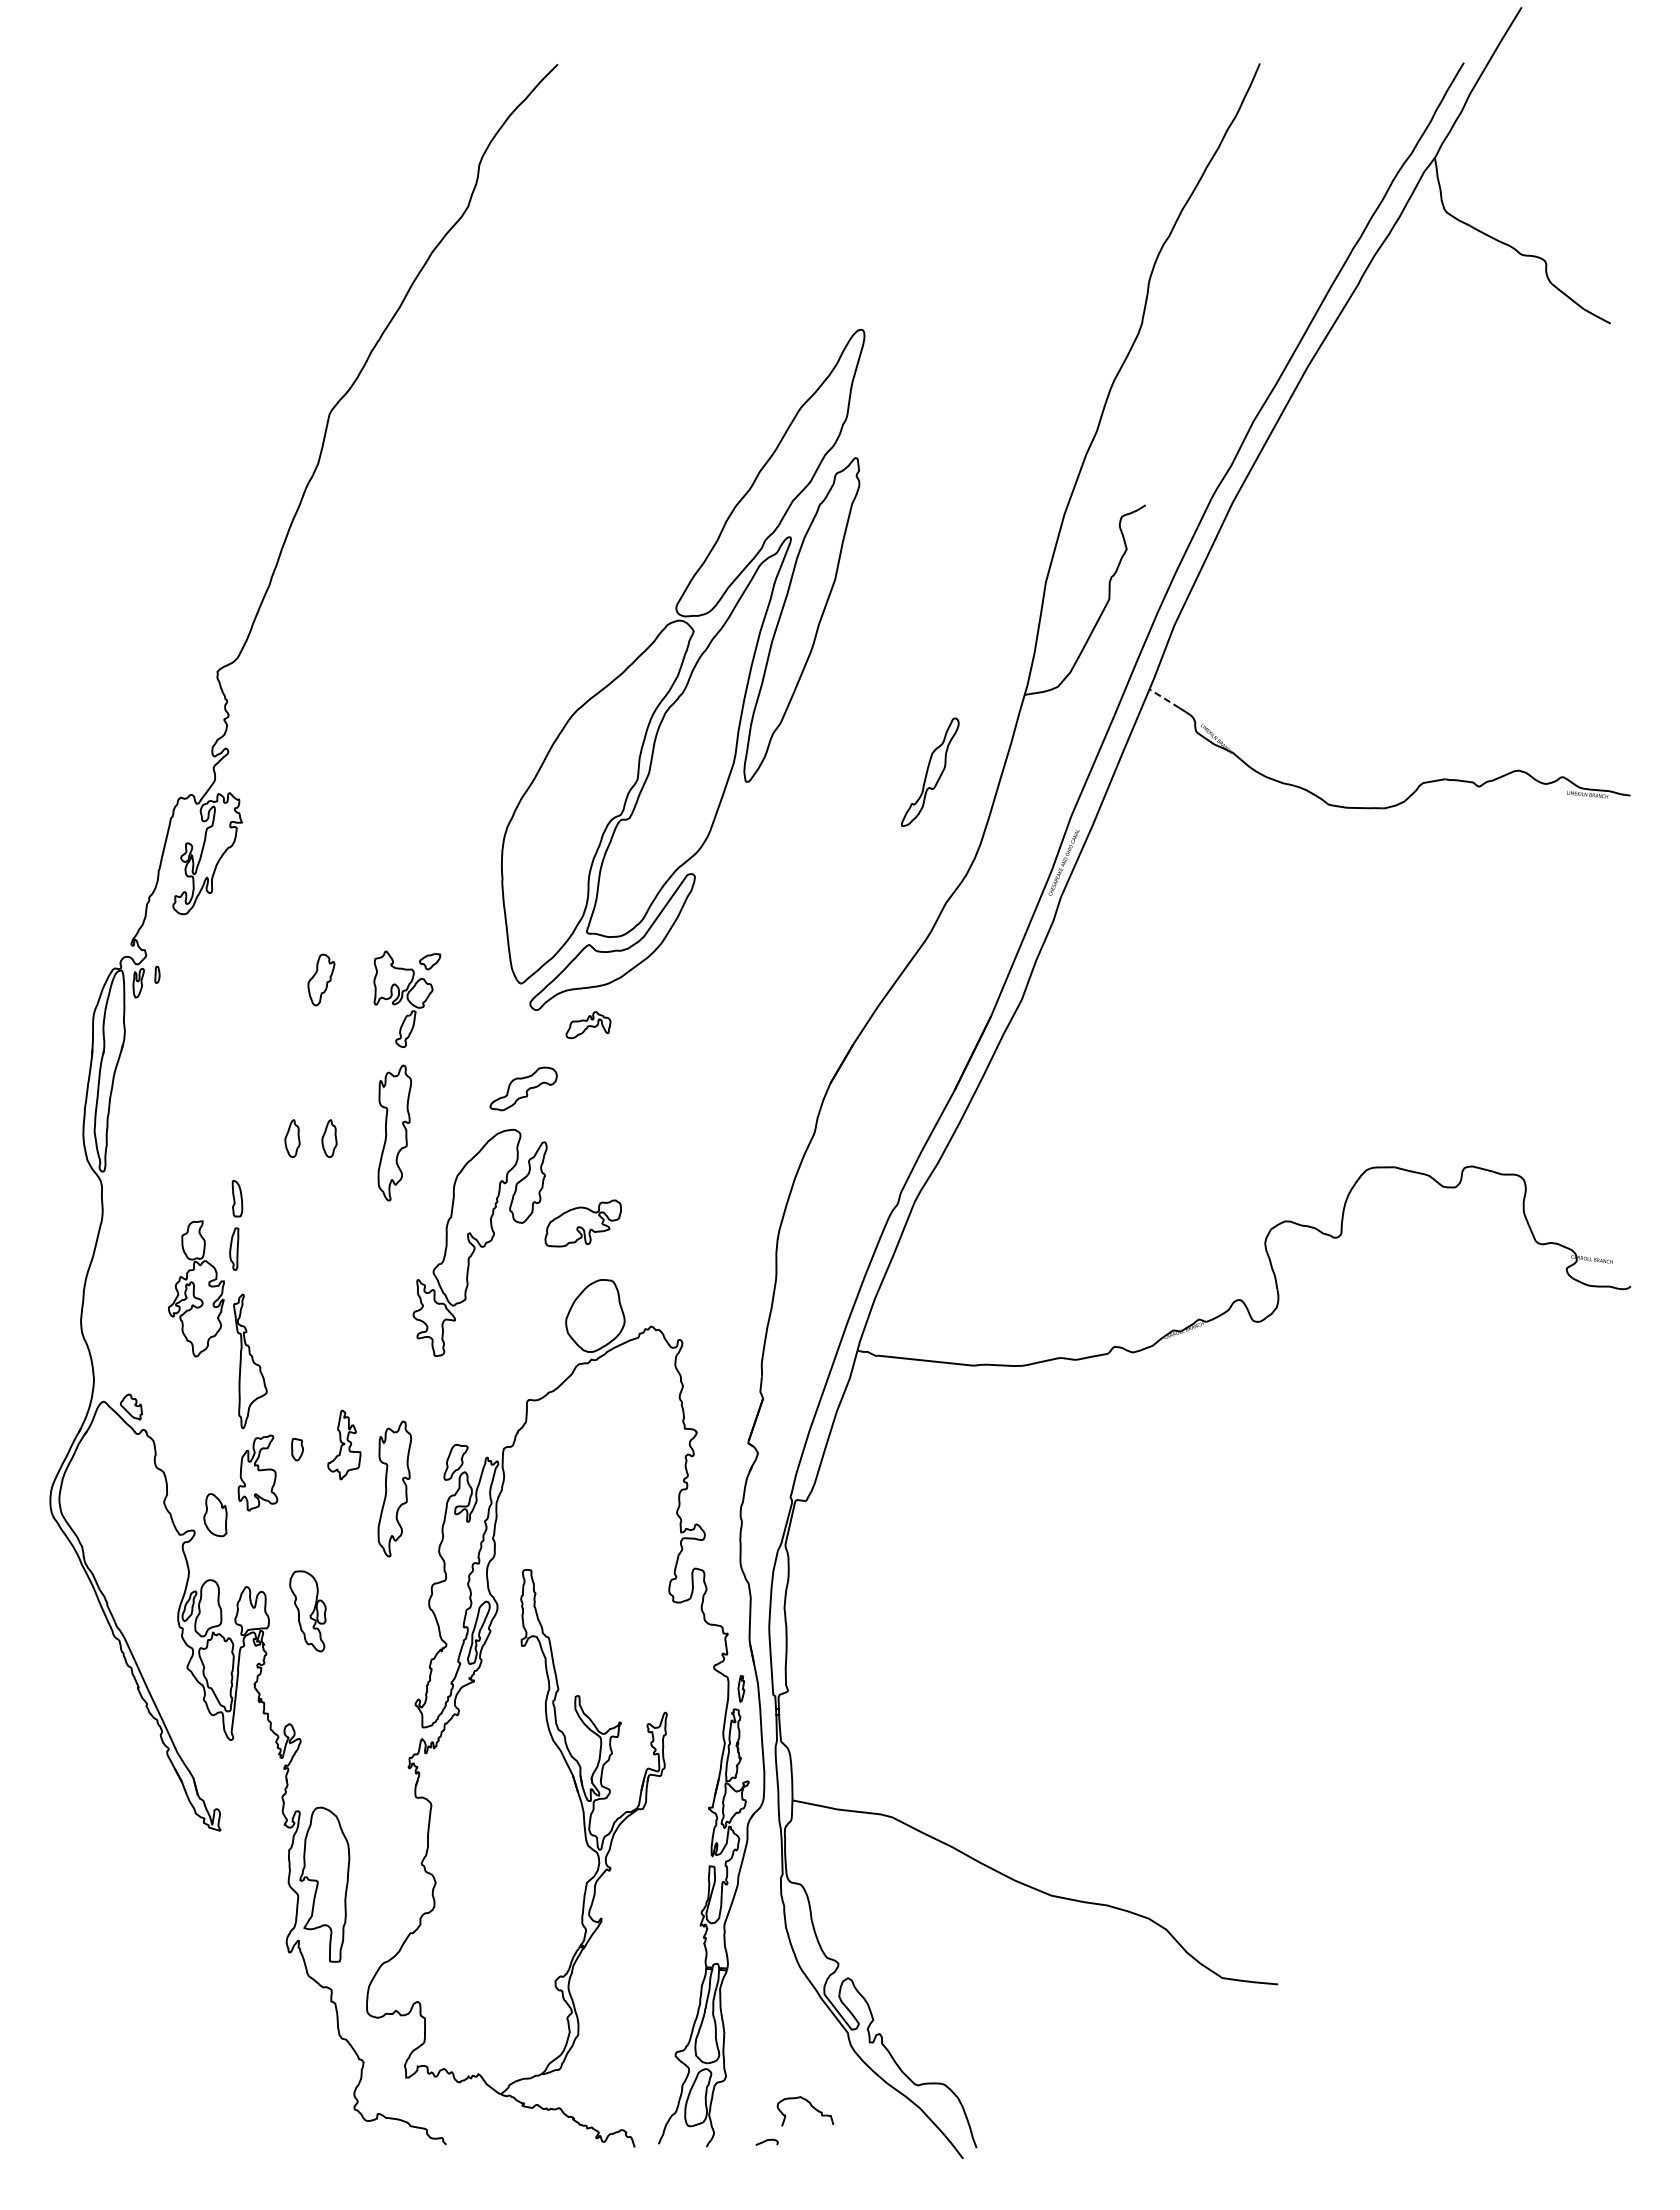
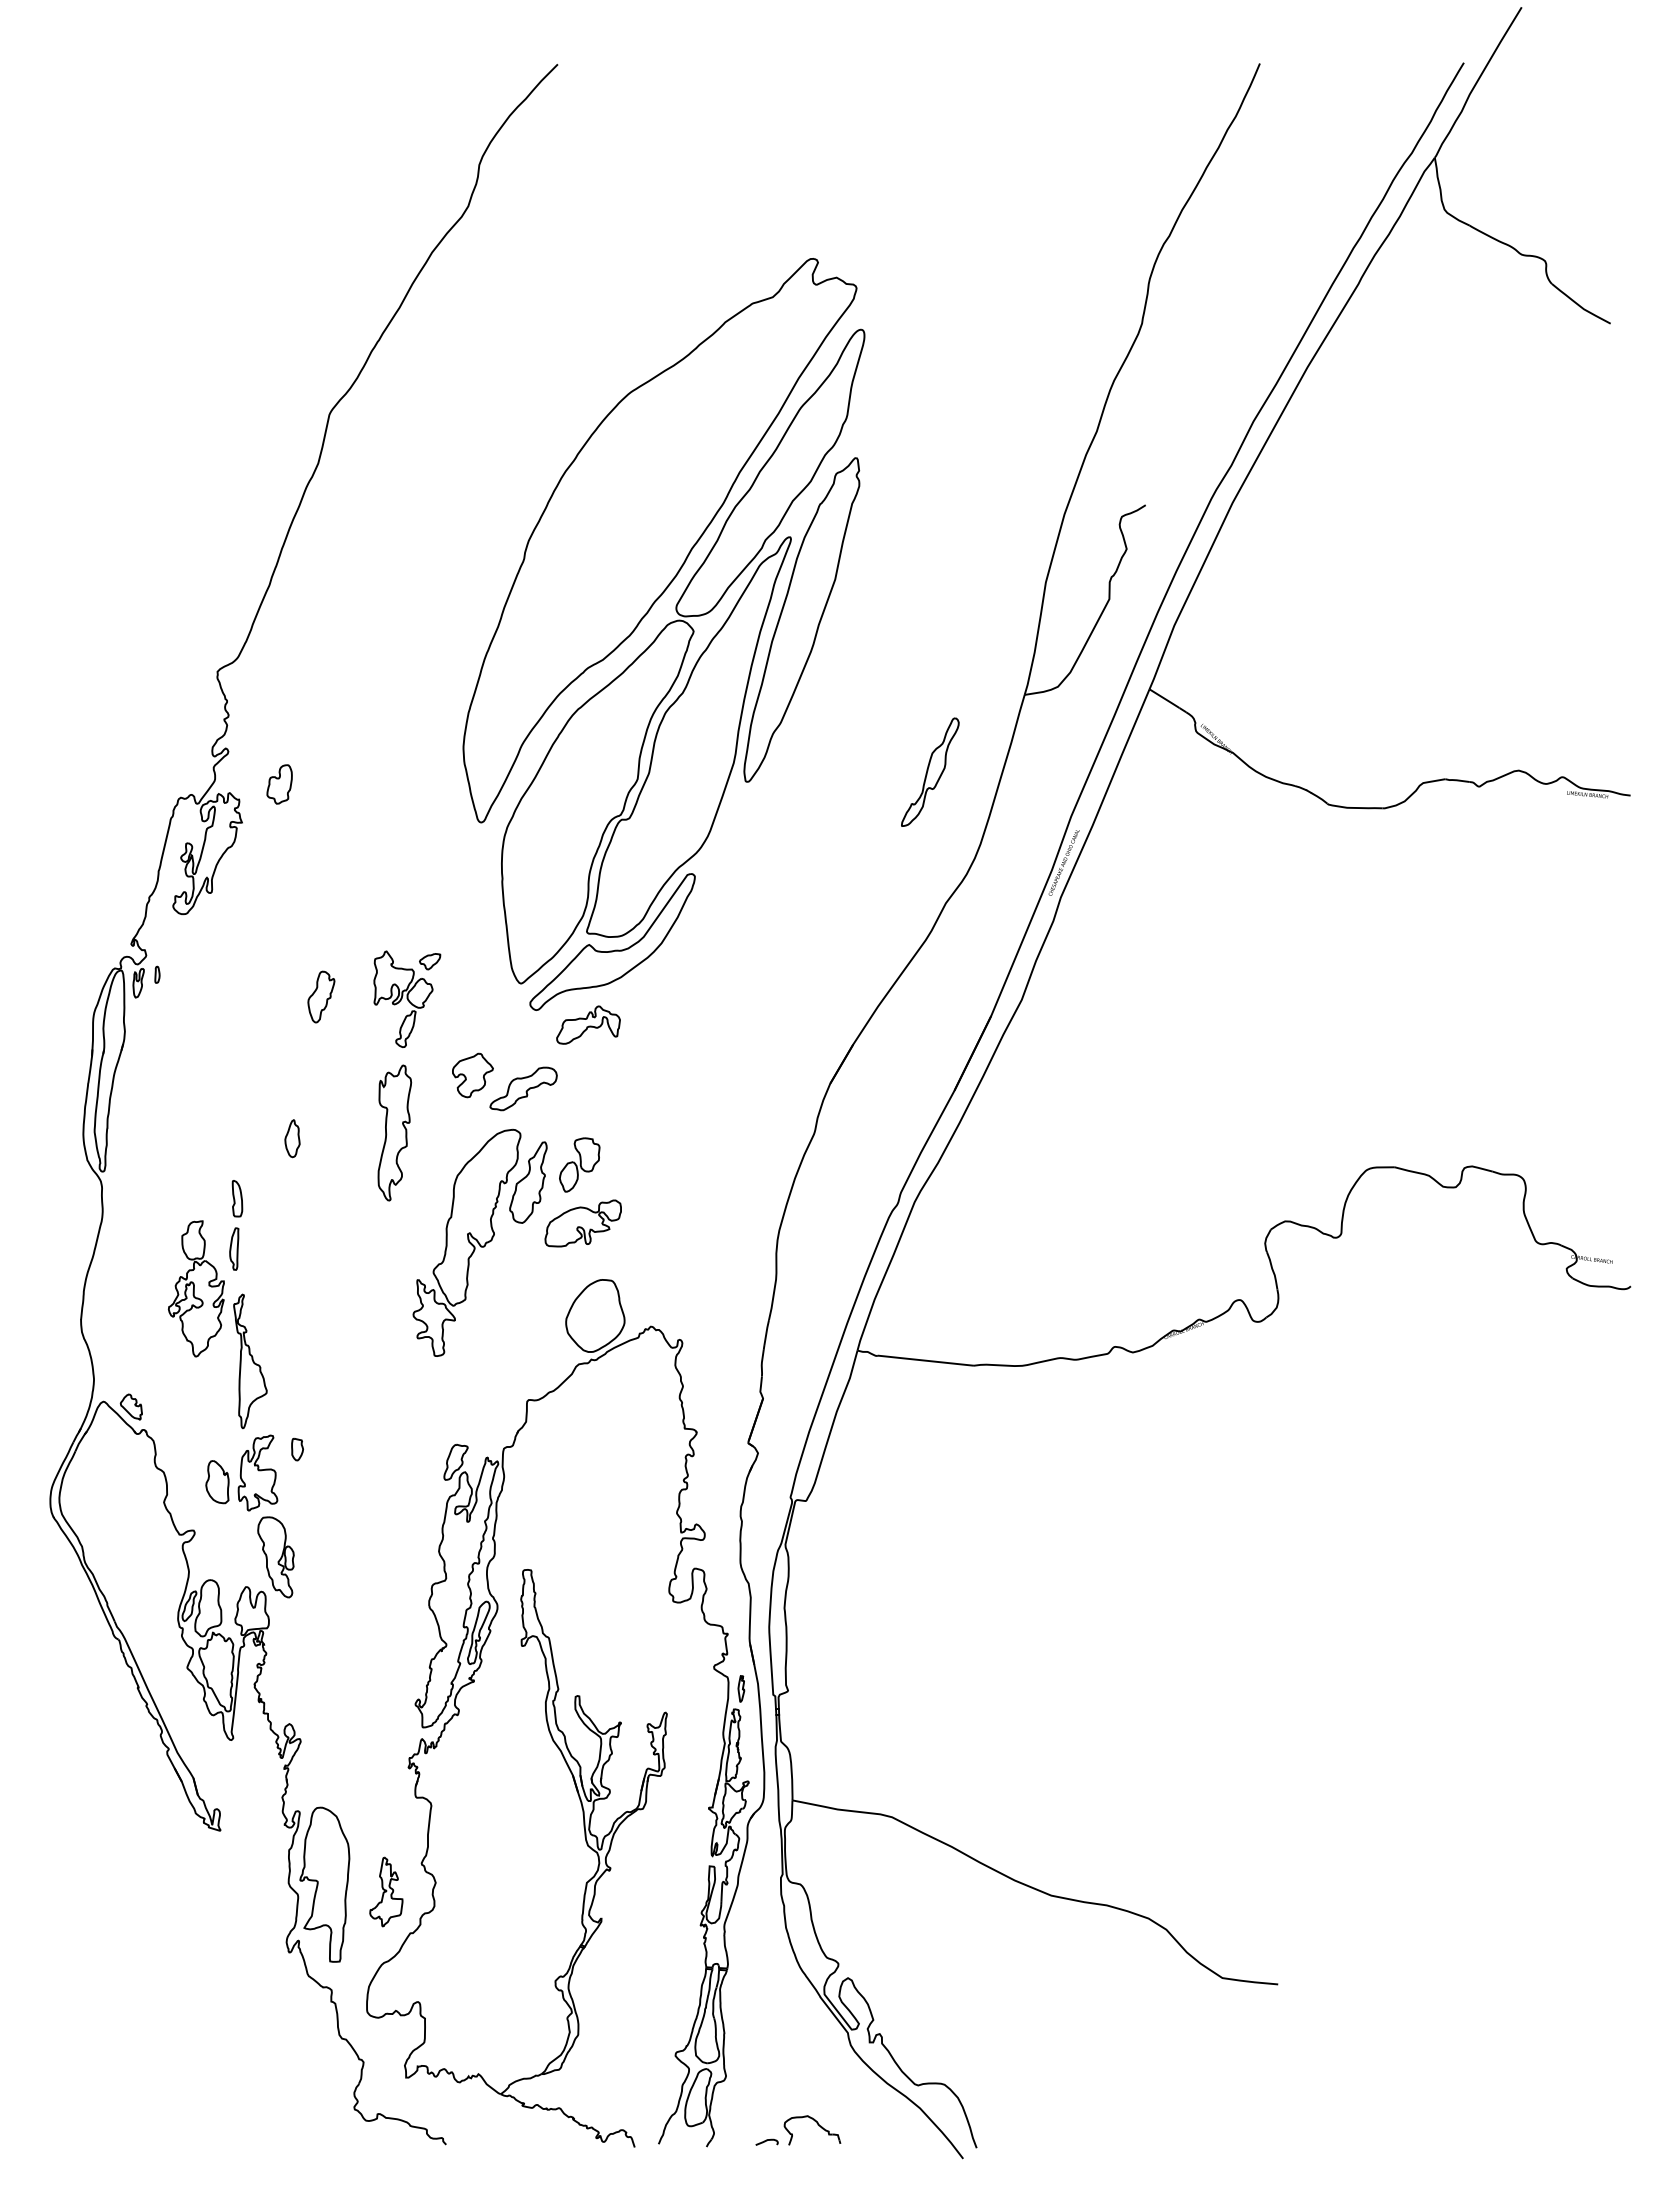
part: none -> present (659, 540)
line: dashed -> solid (1164, 698)
part: none -> present (279, 784)
part position: (321, 979) -> (321, 996) (321, 996)
part size: 47x29 px -> 65x40 px (588, 1024)
part: none -> present (472, 1075)
part: present -> none (329, 1138)
part: none -> present (579, 1164)
part position: (344, 1444) -> (386, 1891) (386, 1891)
part: present -> none (394, 1488)
part position: (215, 1515) -> (217, 1482) (217, 1482)
part position: (307, 1611) -> (275, 1557) (275, 1557)
part position: (810, 2105) -> (817, 2124) (817, 2124)
